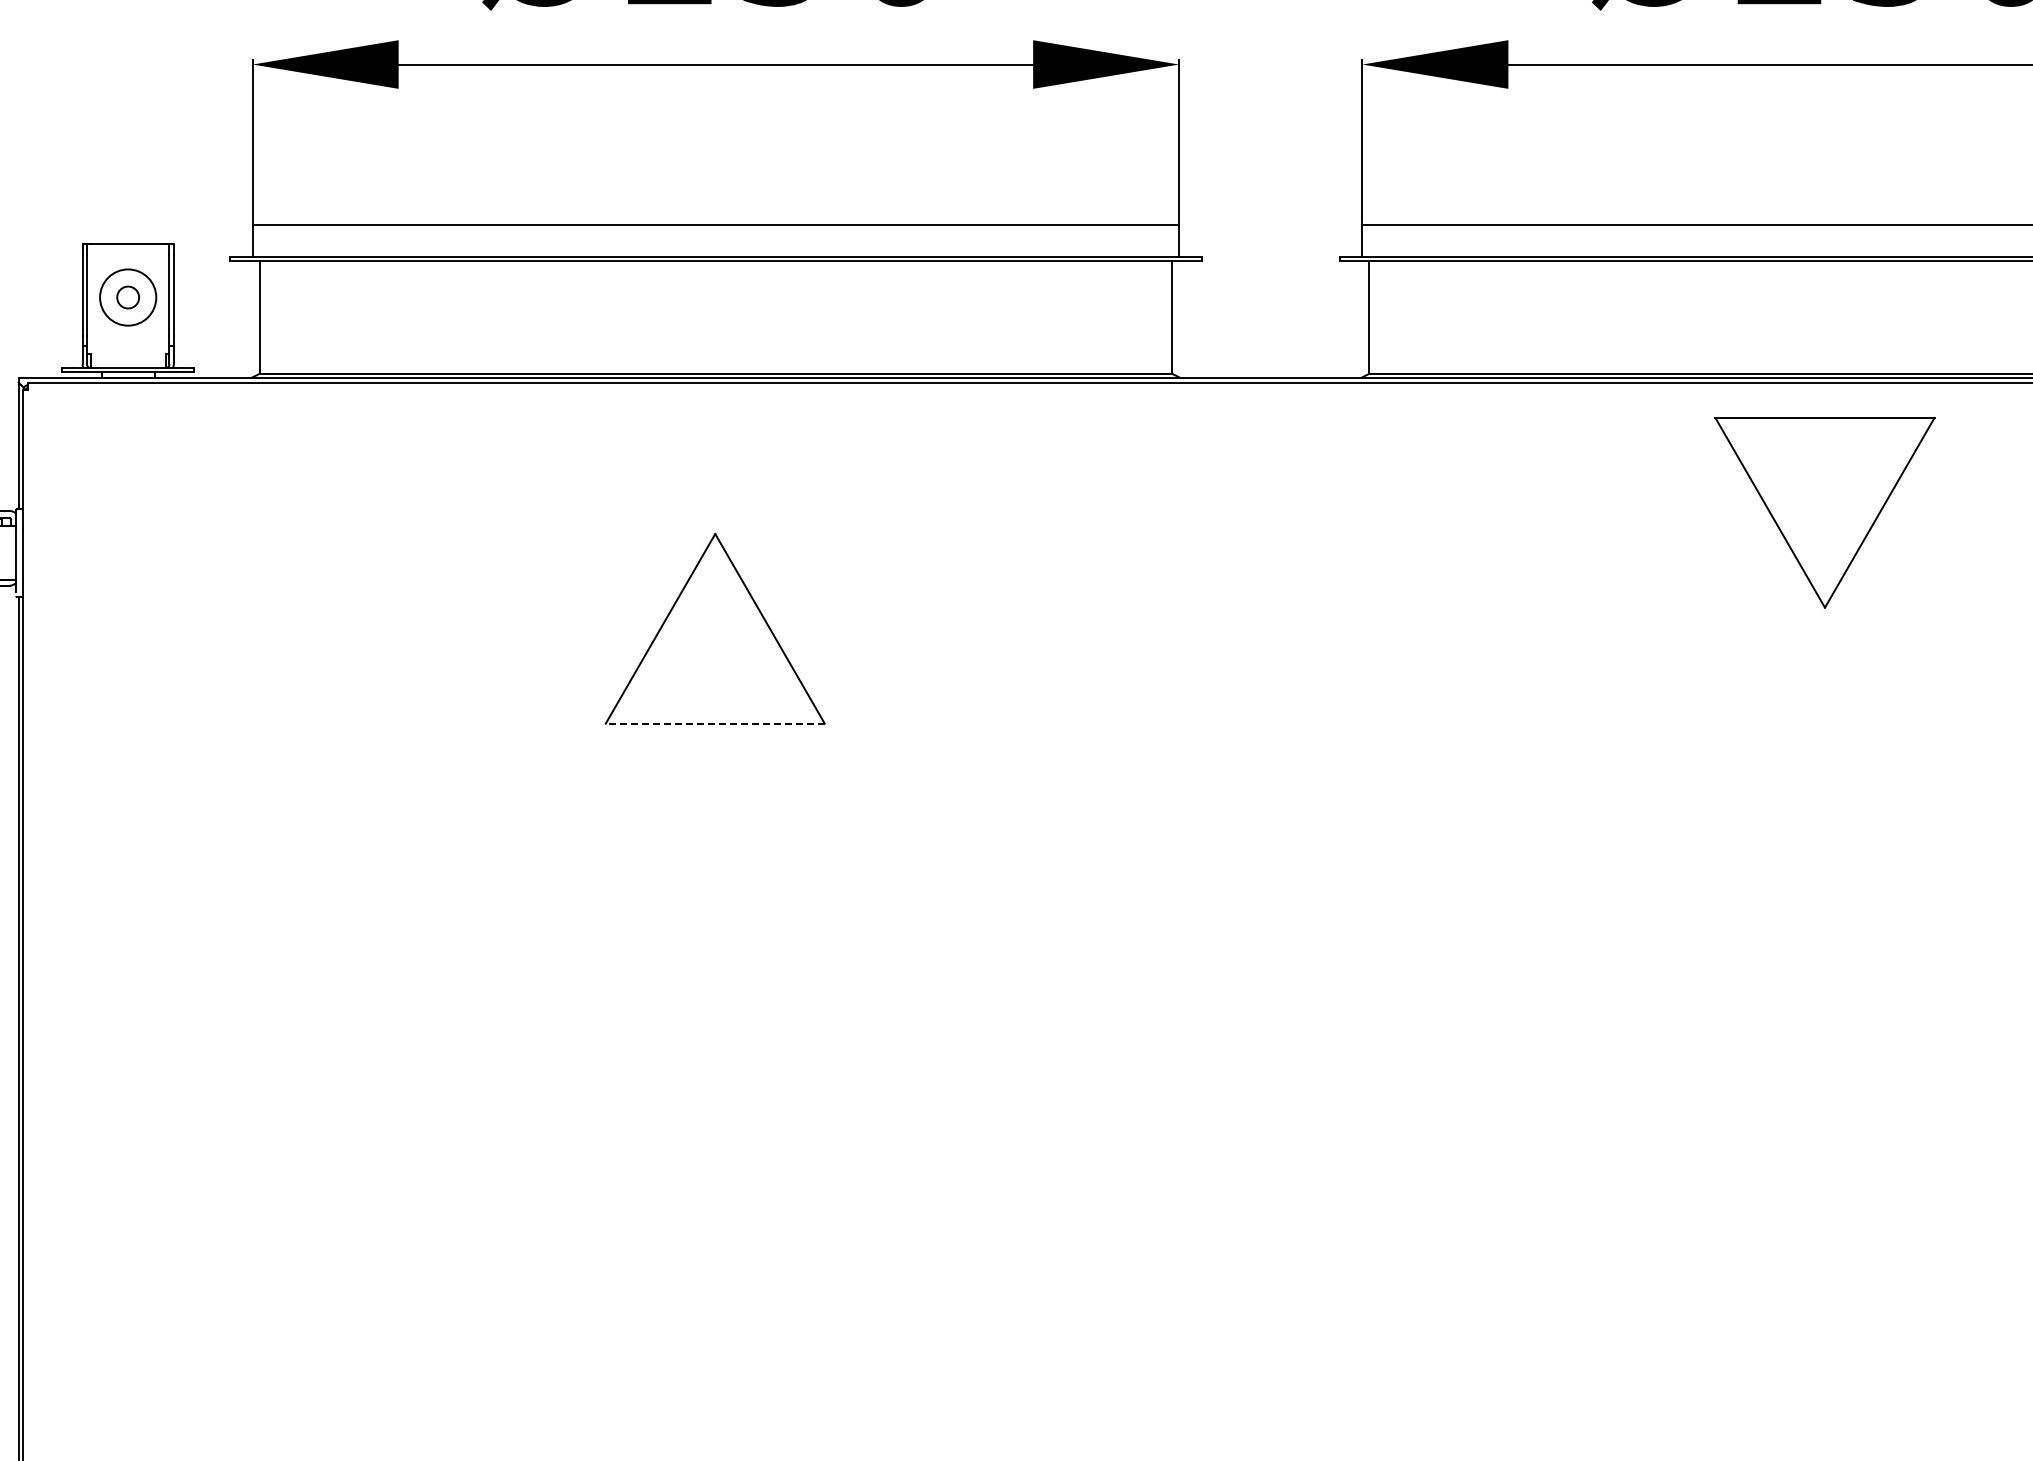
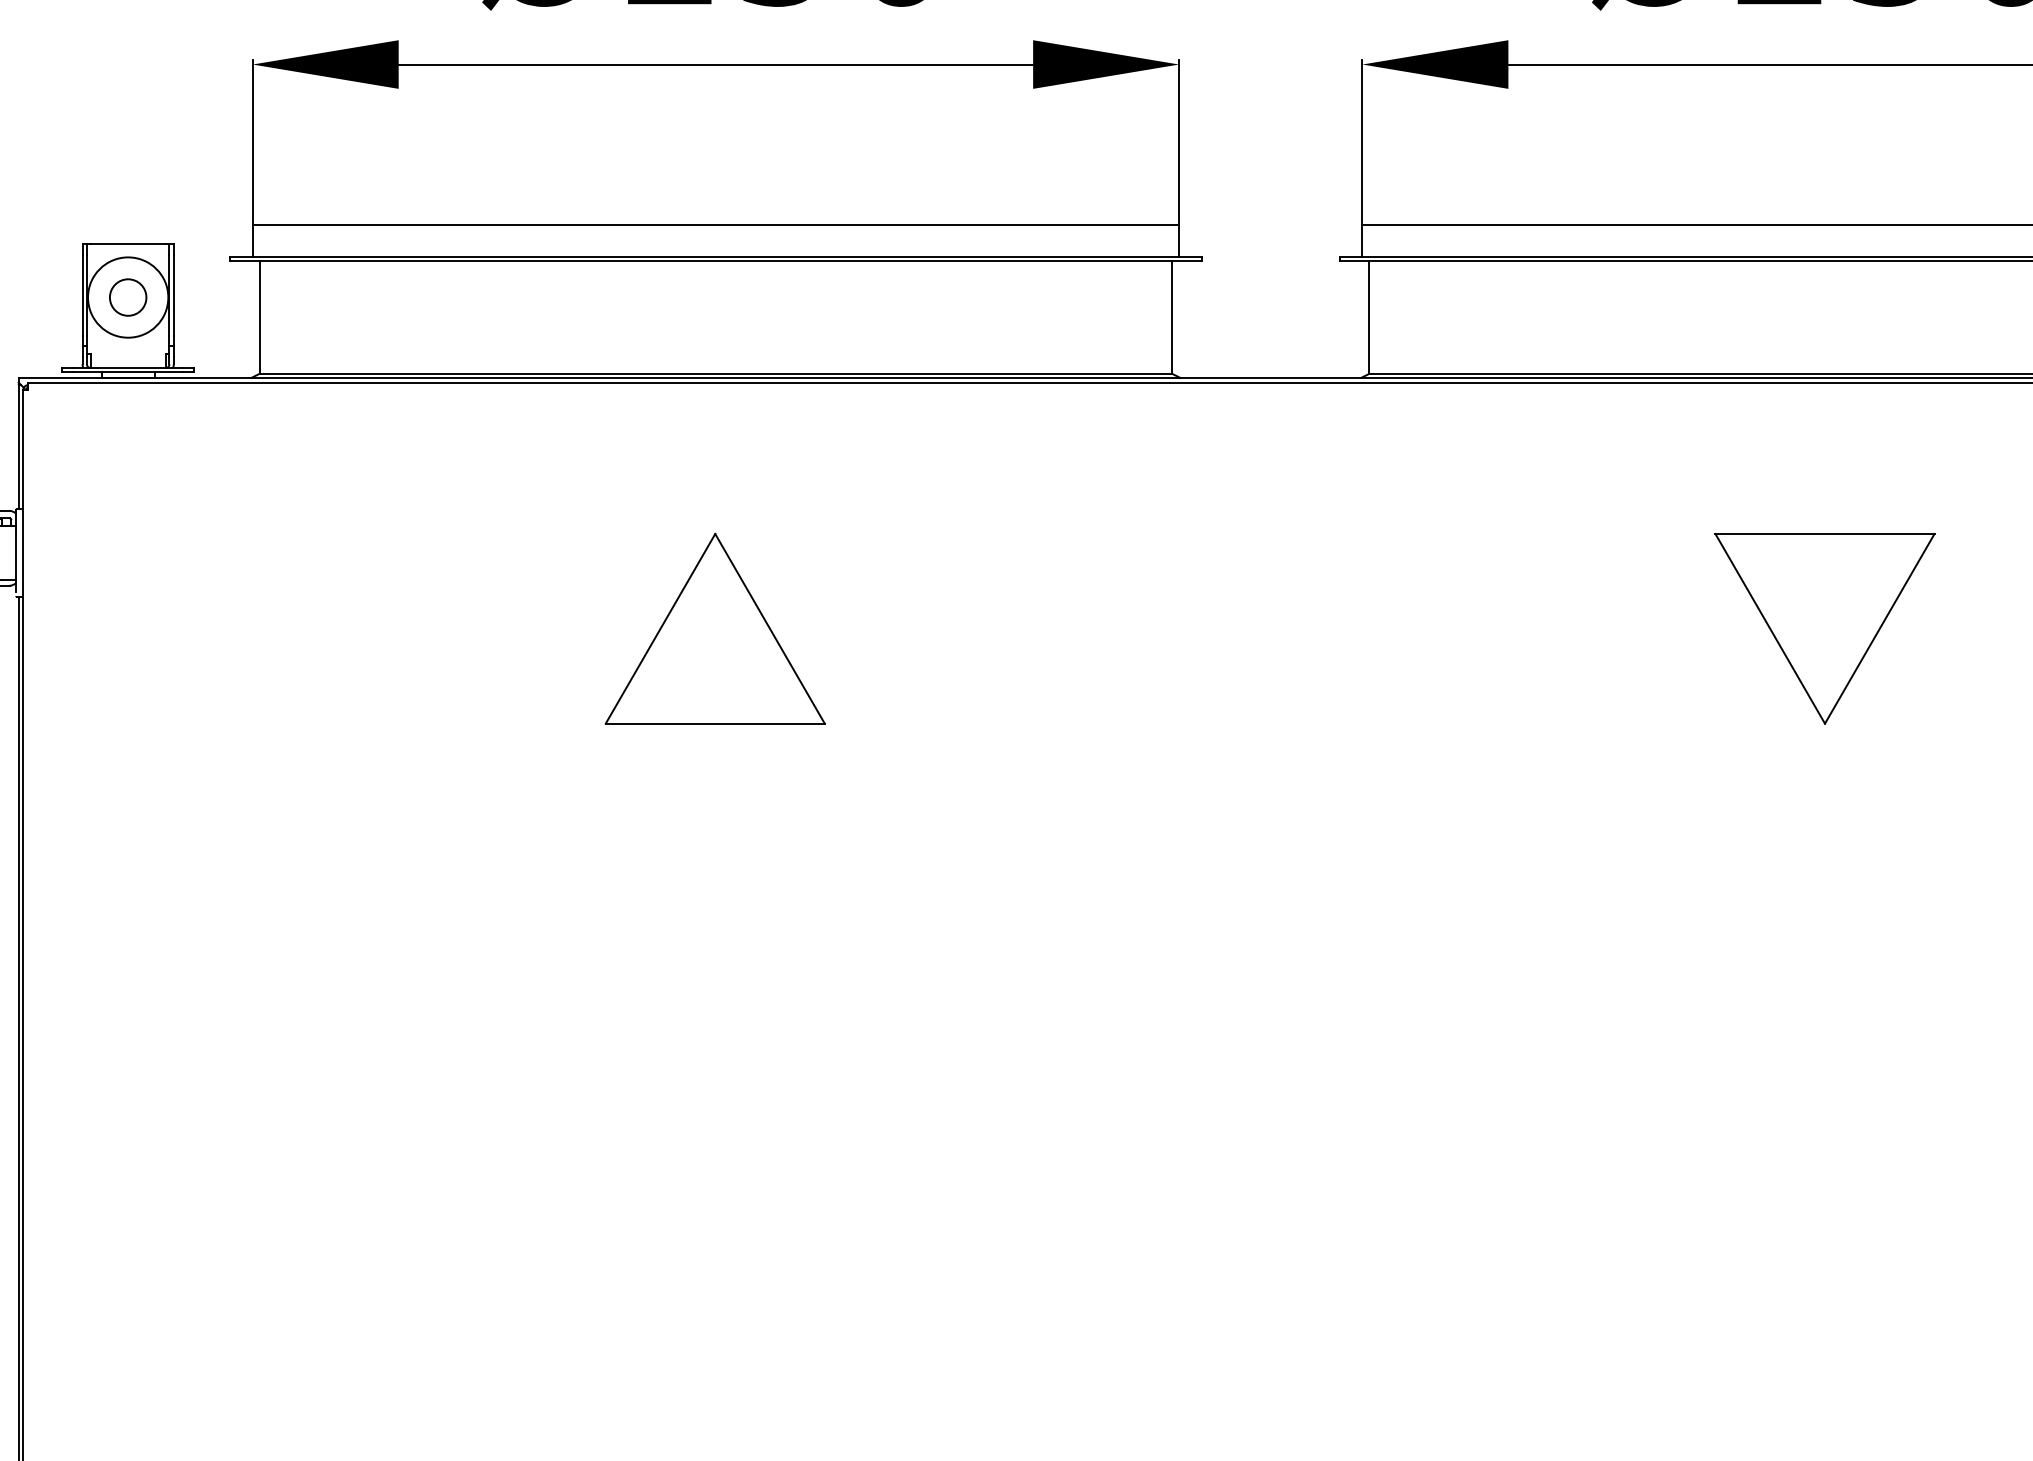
circle diameter: 22 px -> 37 px (127, 297)
circle diameter: 56 px -> 80 px (128, 297)
part position: (1824, 512) -> (1824, 628) (1824, 628)
line: dashed -> solid (715, 723)
